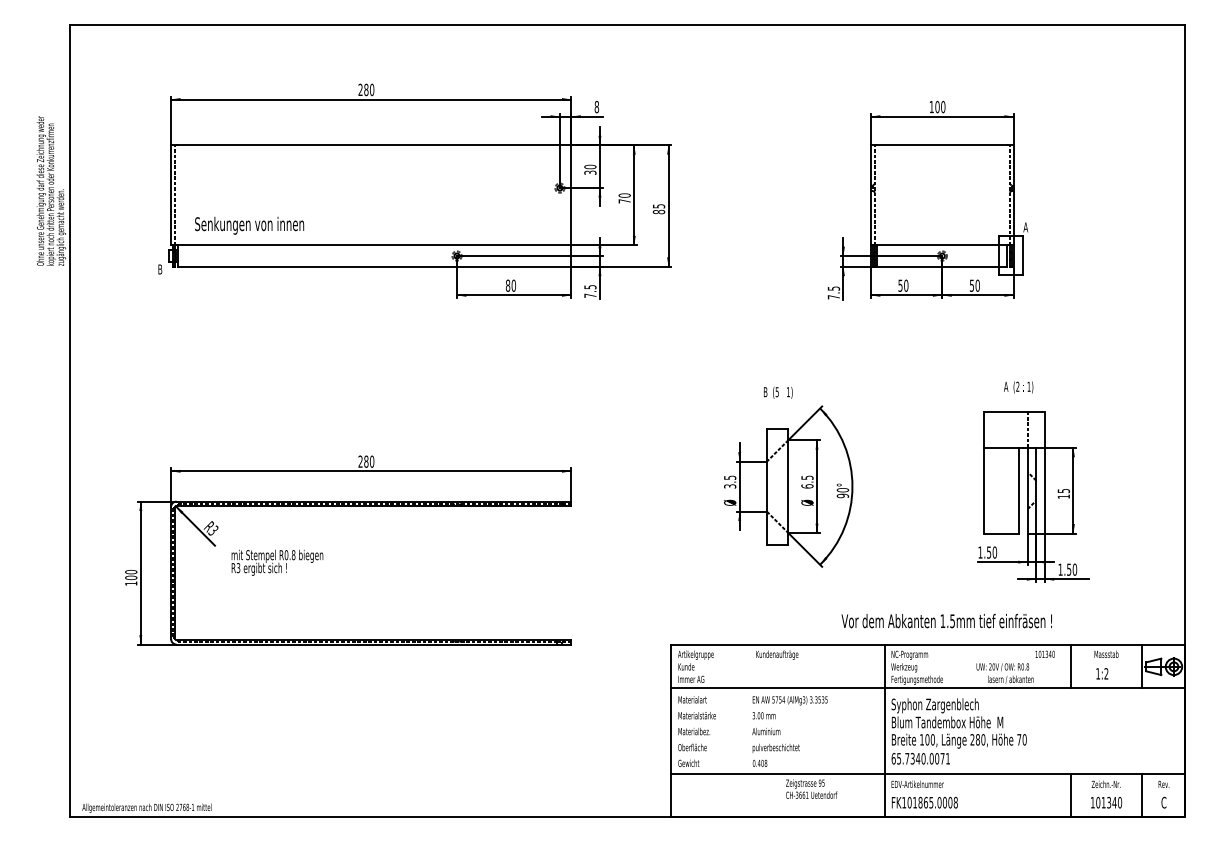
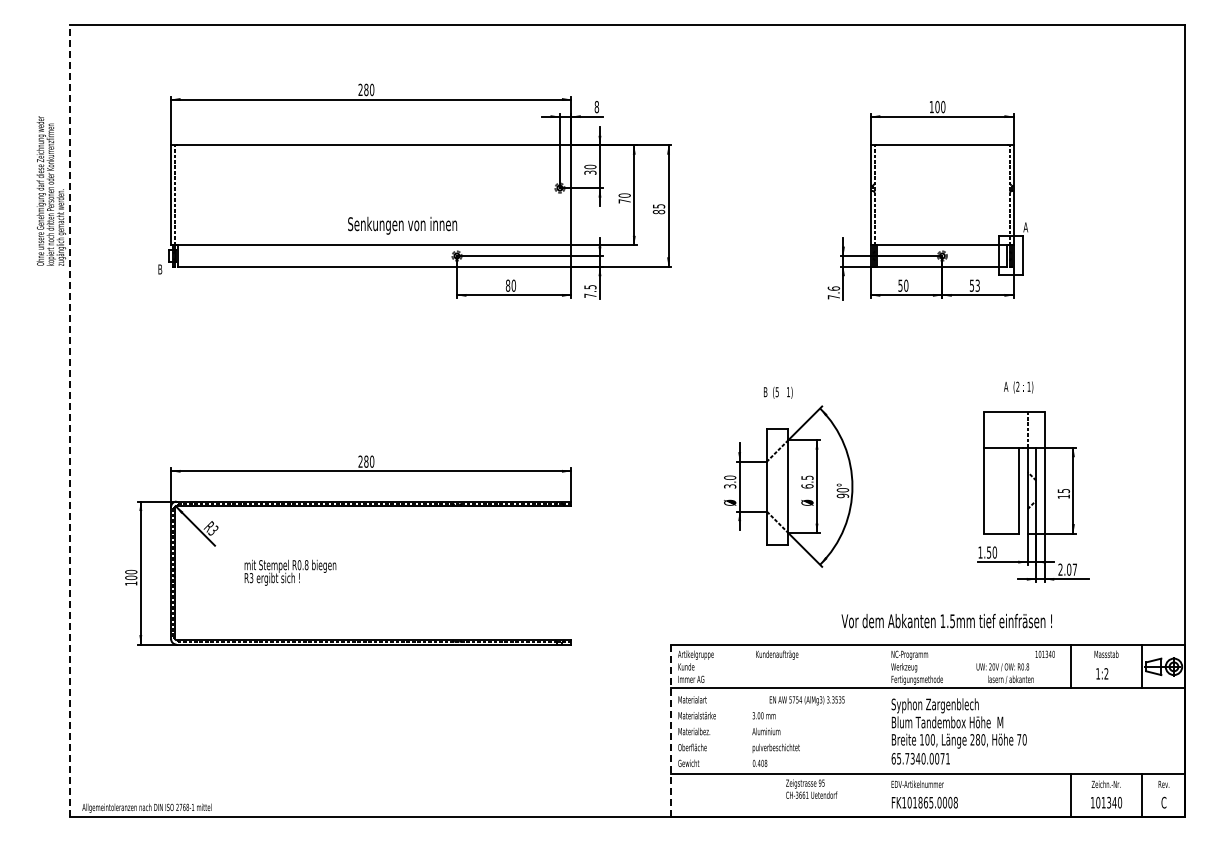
text position: (249, 225) -> (402, 225) (402, 225)
text: 50 -> 53 (977, 285)
text: 7.5 -> 7.6 (833, 288)
line: solid -> dashed (70, 421)
text: 3.5 -> 3.0 (730, 477)
text position: (277, 562) -> (290, 572) (290, 572)
text: 1.50 -> 2.07 (1067, 569)
text position: (789, 700) -> (806, 700) (806, 700)
line: present -> none (885, 730)
line: solid -> dashed (670, 731)
